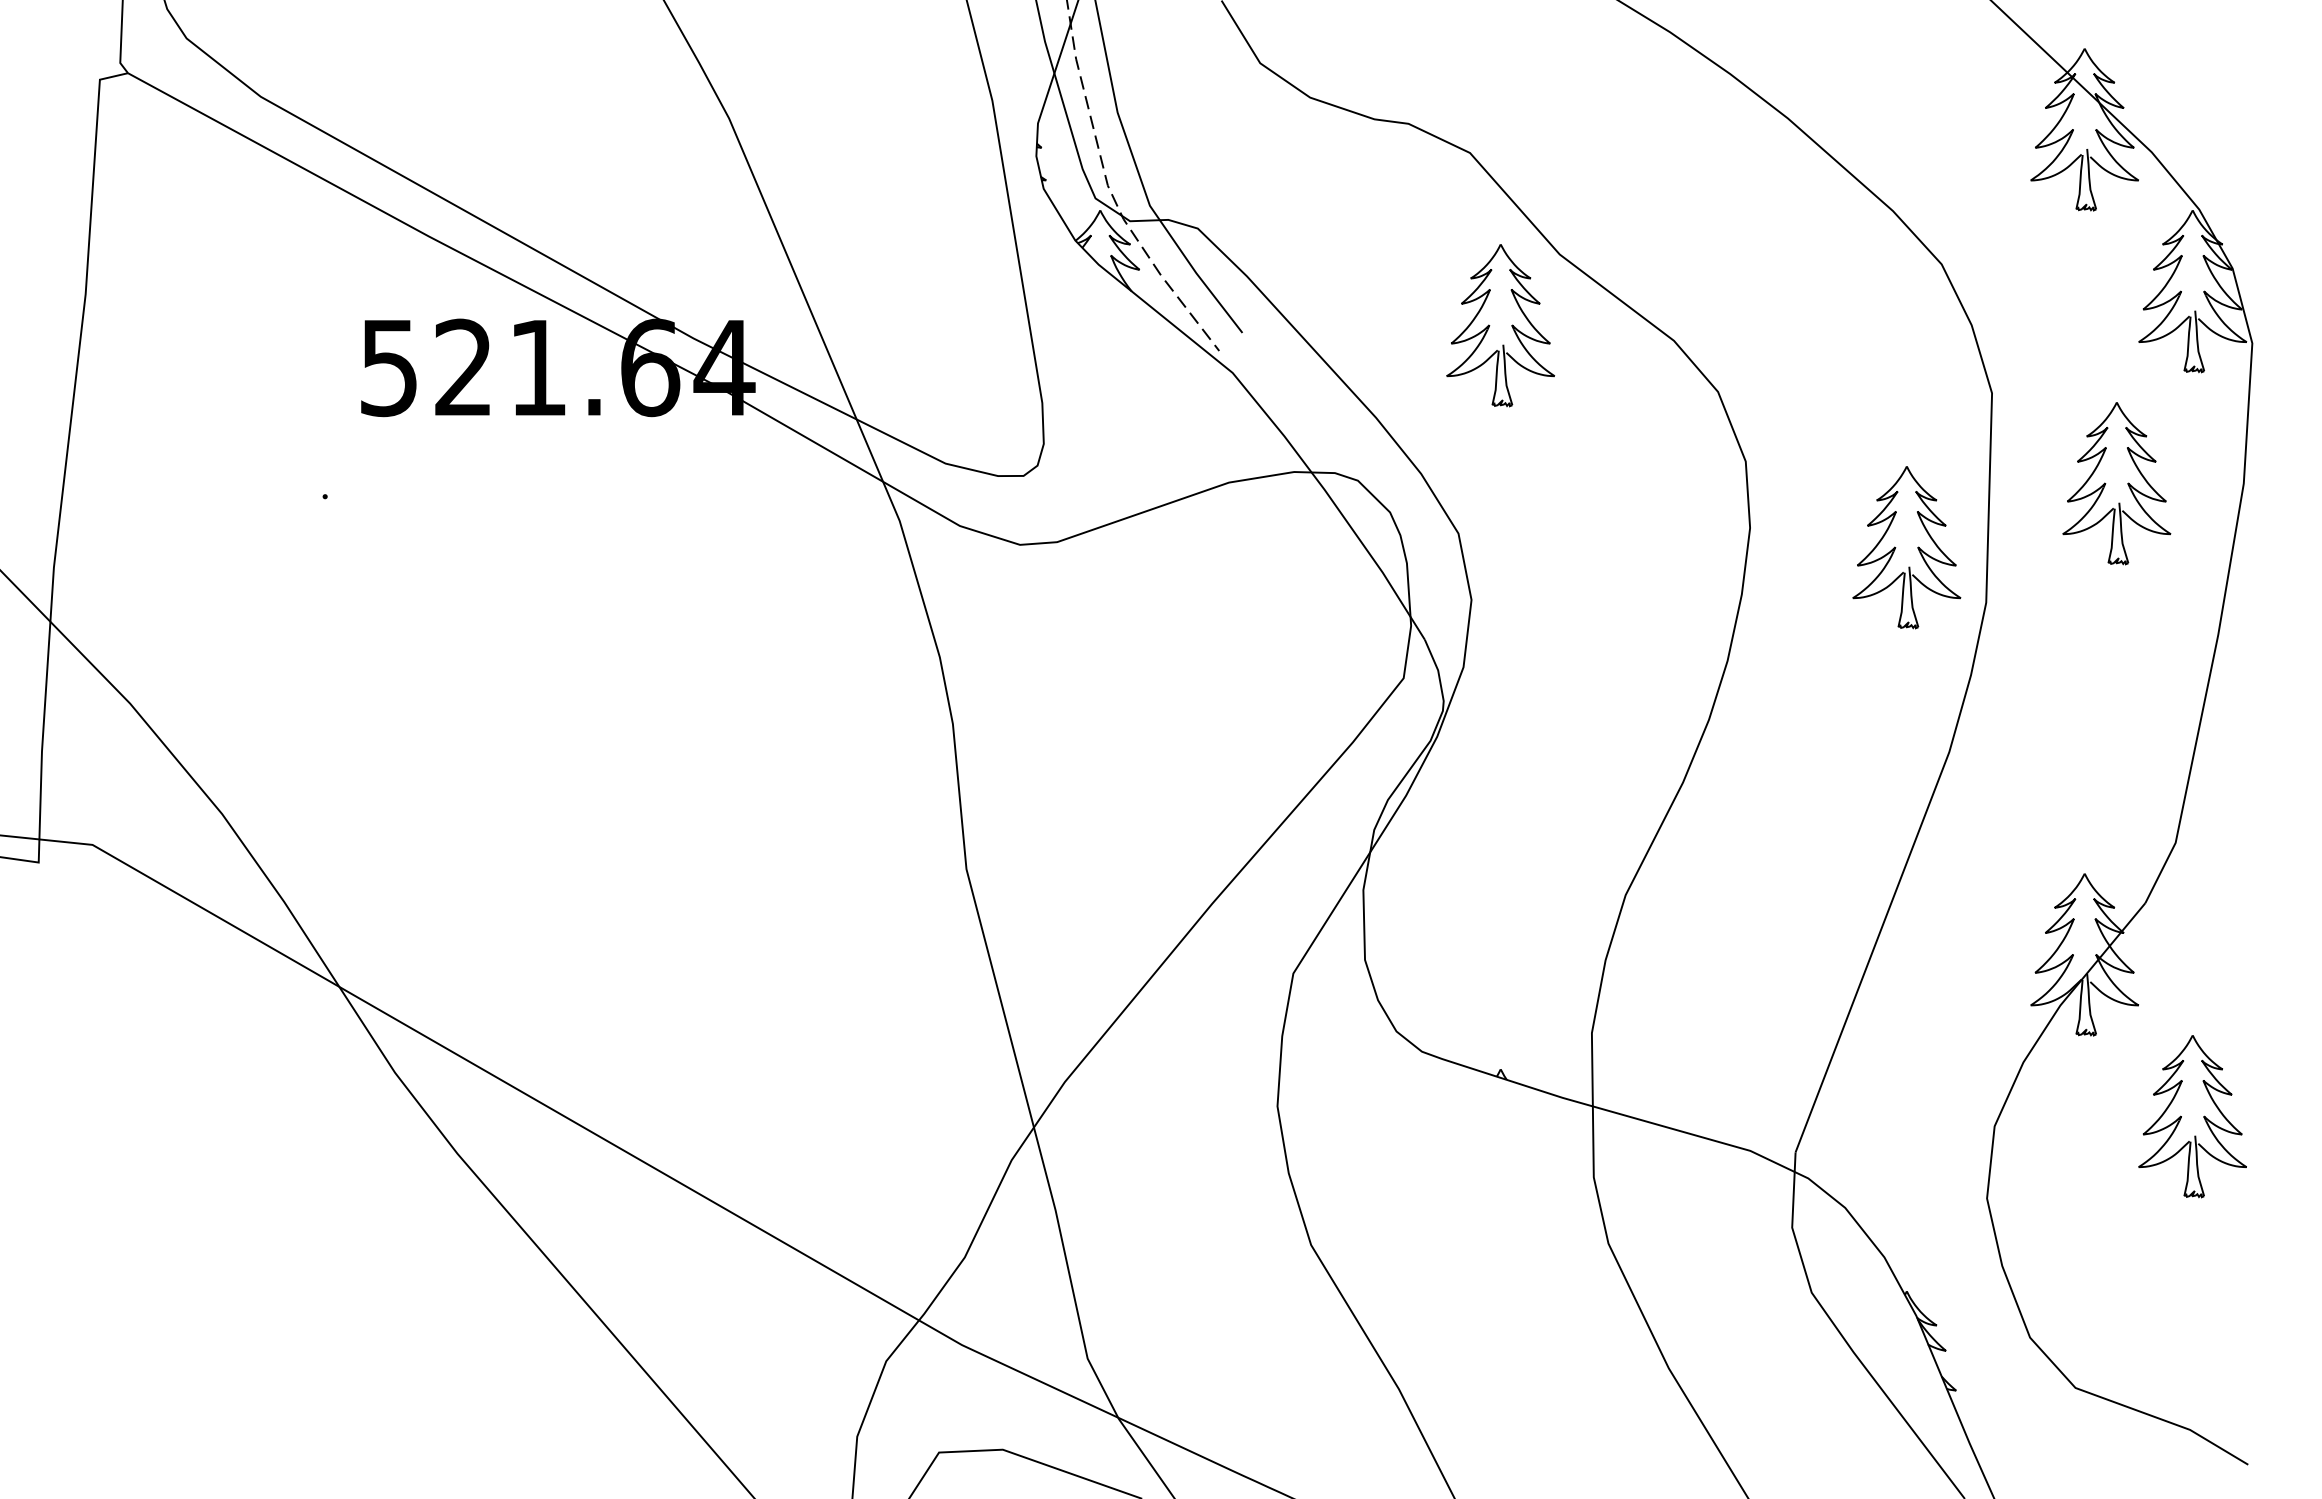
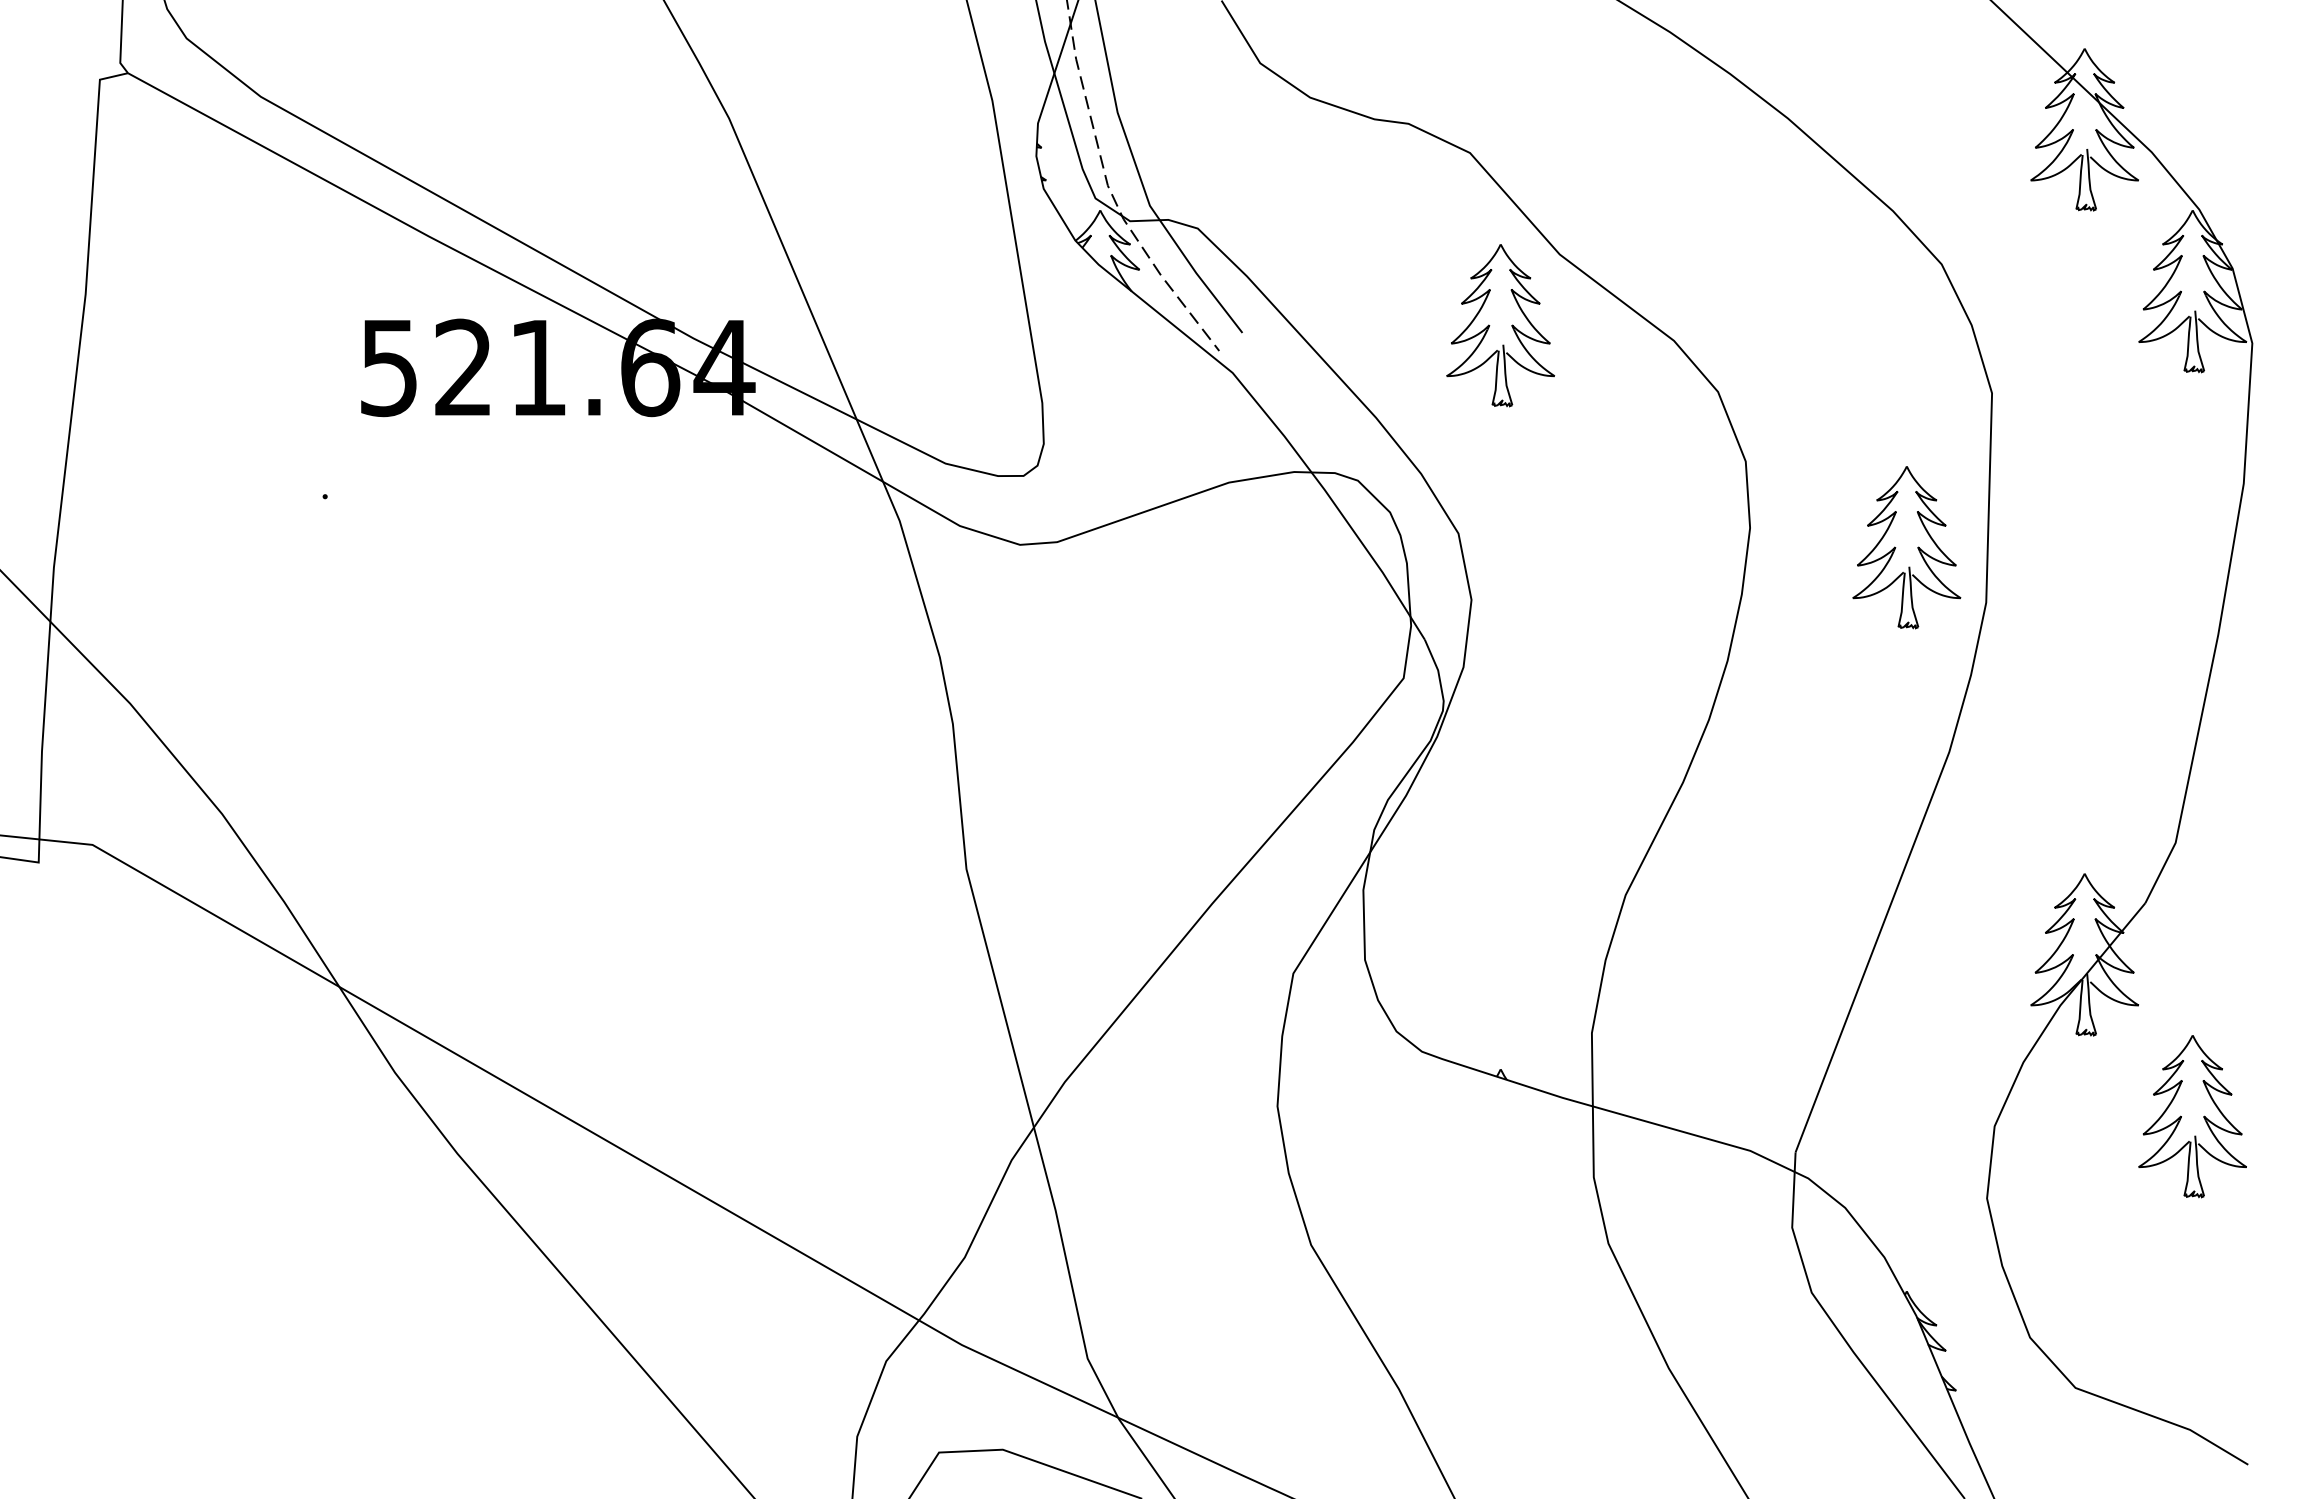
part: present -> none (2116, 483)
